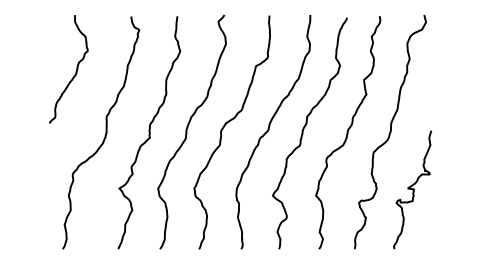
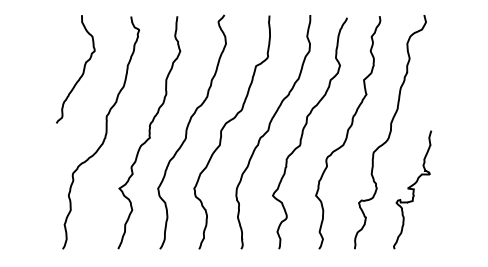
curve position: (75, 71) -> (82, 71) (82, 71)
